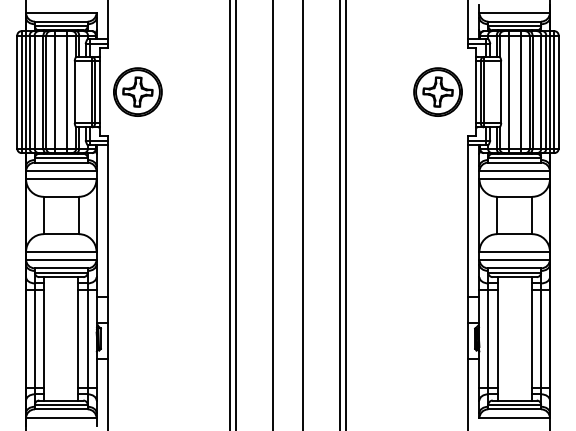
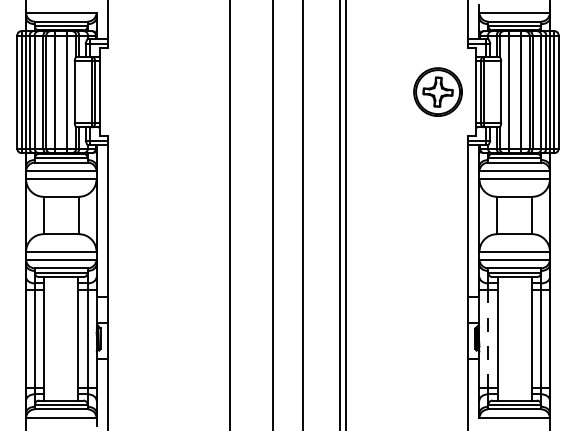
part: present -> none (137, 91)
line: present -> none (235, 214)
line: solid -> dashed (488, 338)
